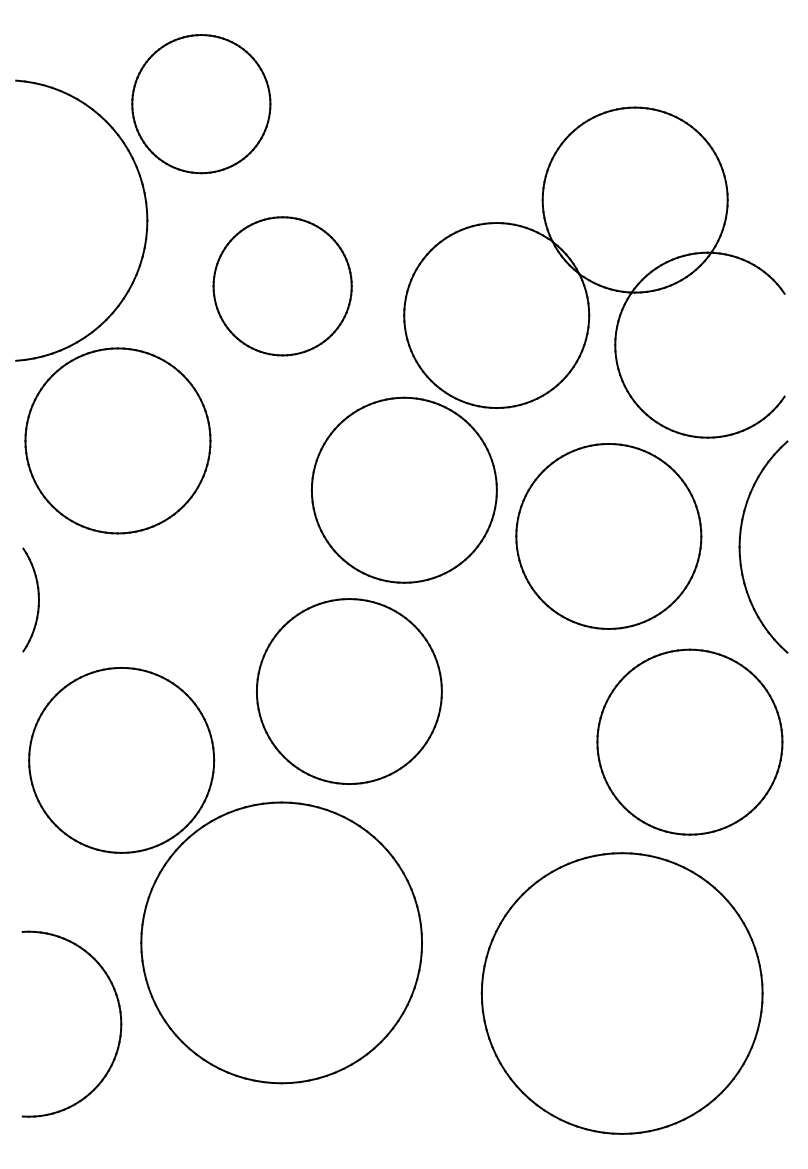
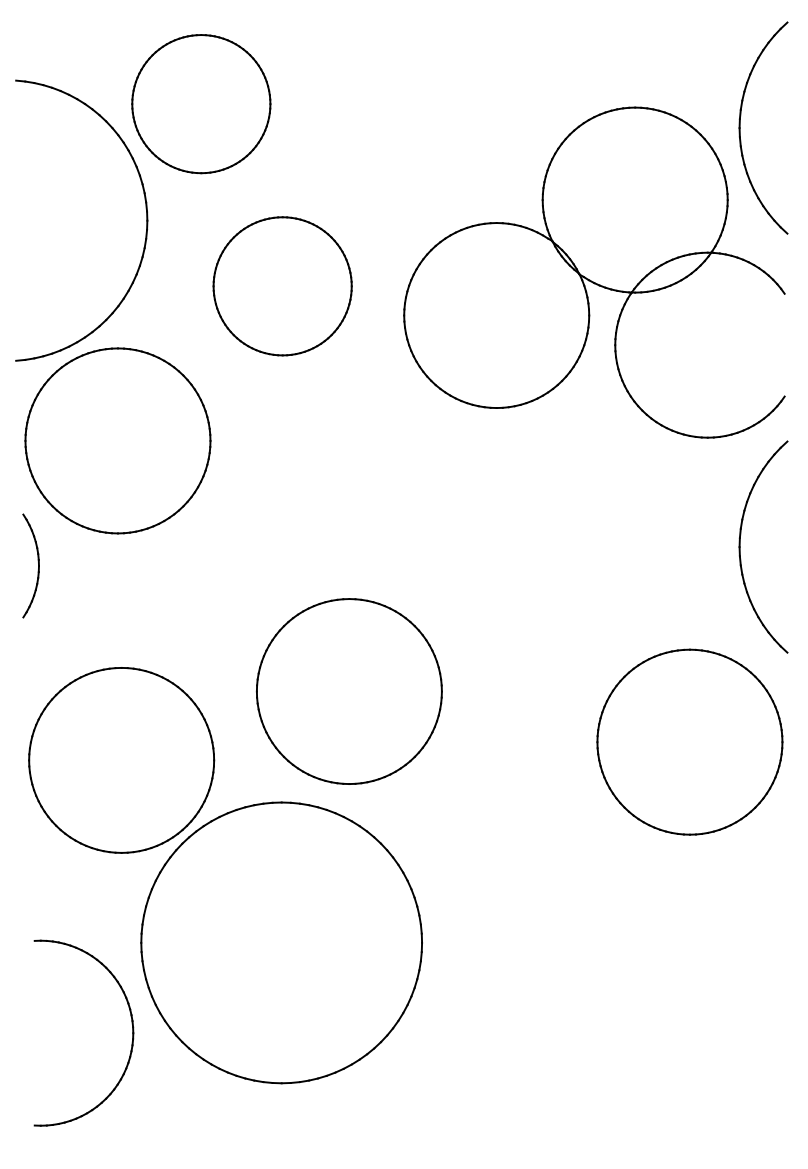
part: none -> present (740, 127)
part: present -> none (403, 489)
part: present -> none (608, 536)
part position: (38, 599) -> (38, 565) (38, 565)
part: present -> none (621, 993)
part position: (119, 1015) -> (131, 1024) (131, 1024)
